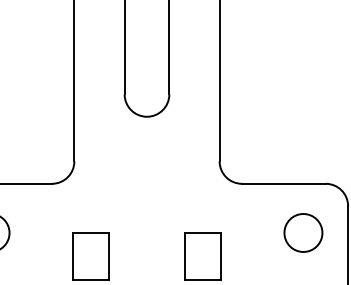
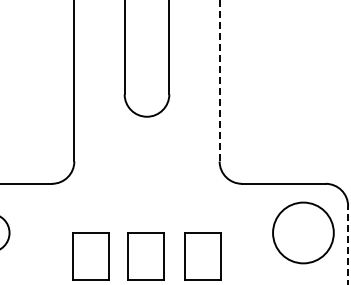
line: solid -> dashed (219, 80)
circle diameter: 38 px -> 61 px (303, 232)
line: solid -> dashed (348, 245)
part: none -> present (145, 256)
